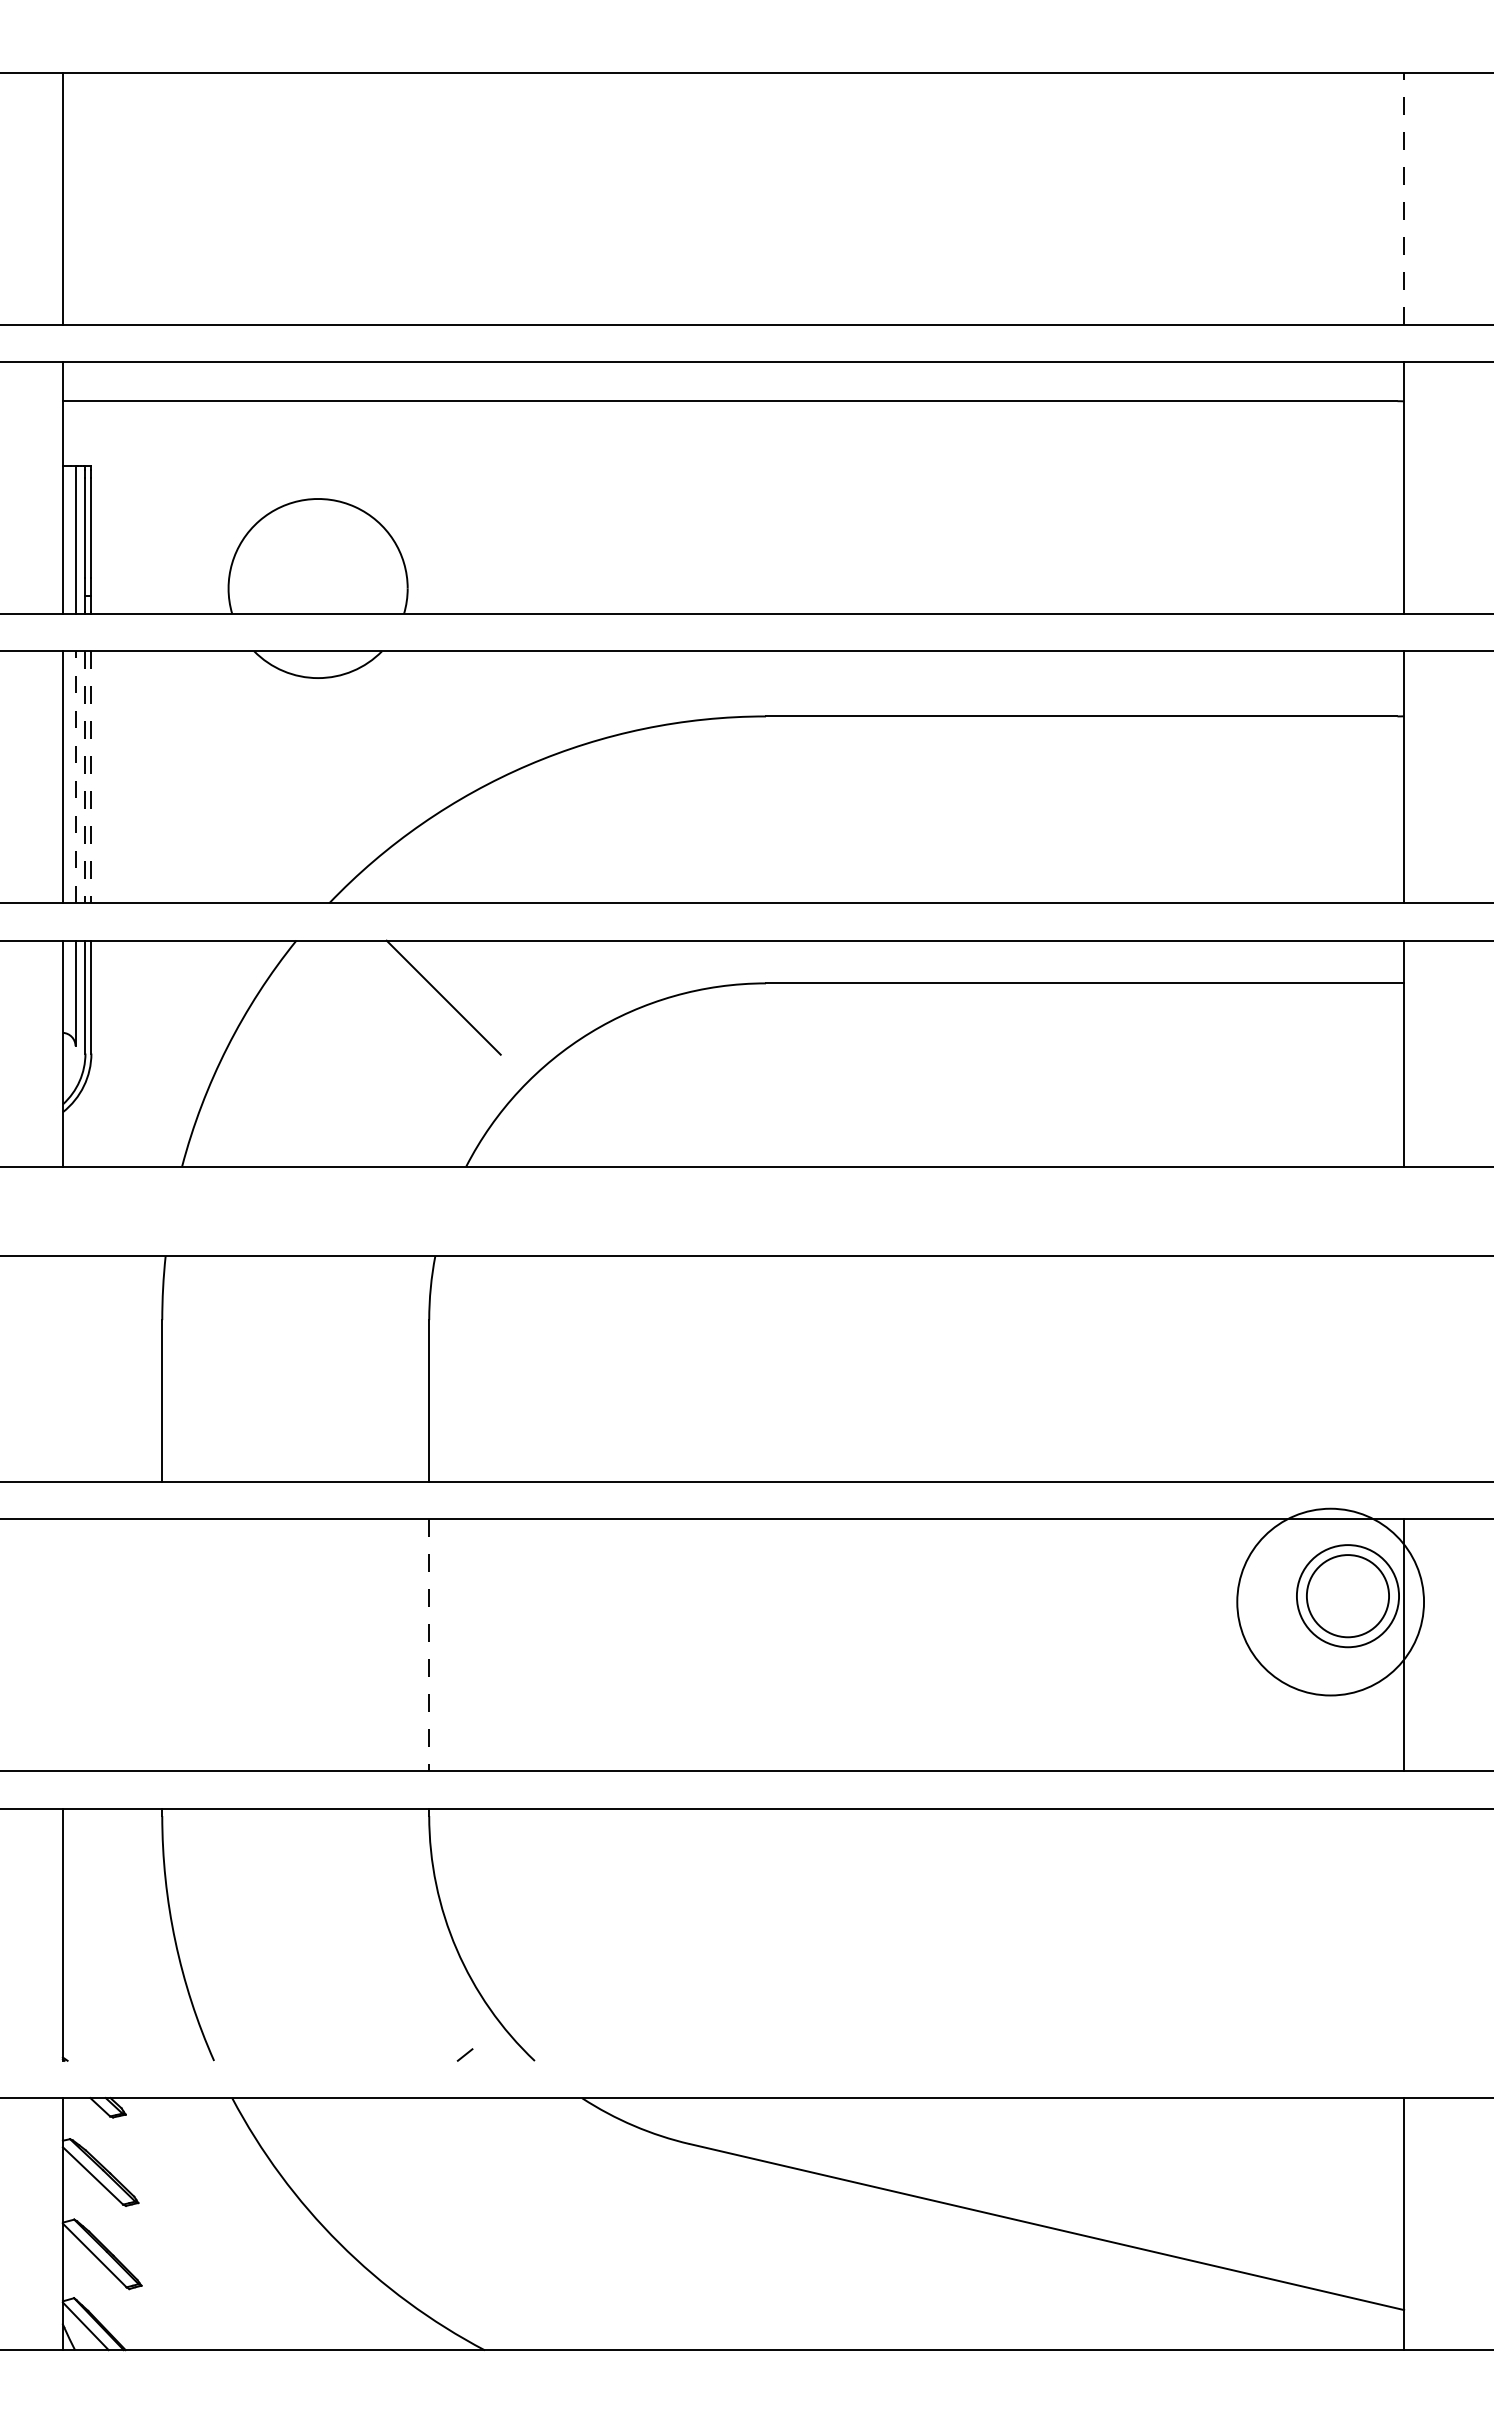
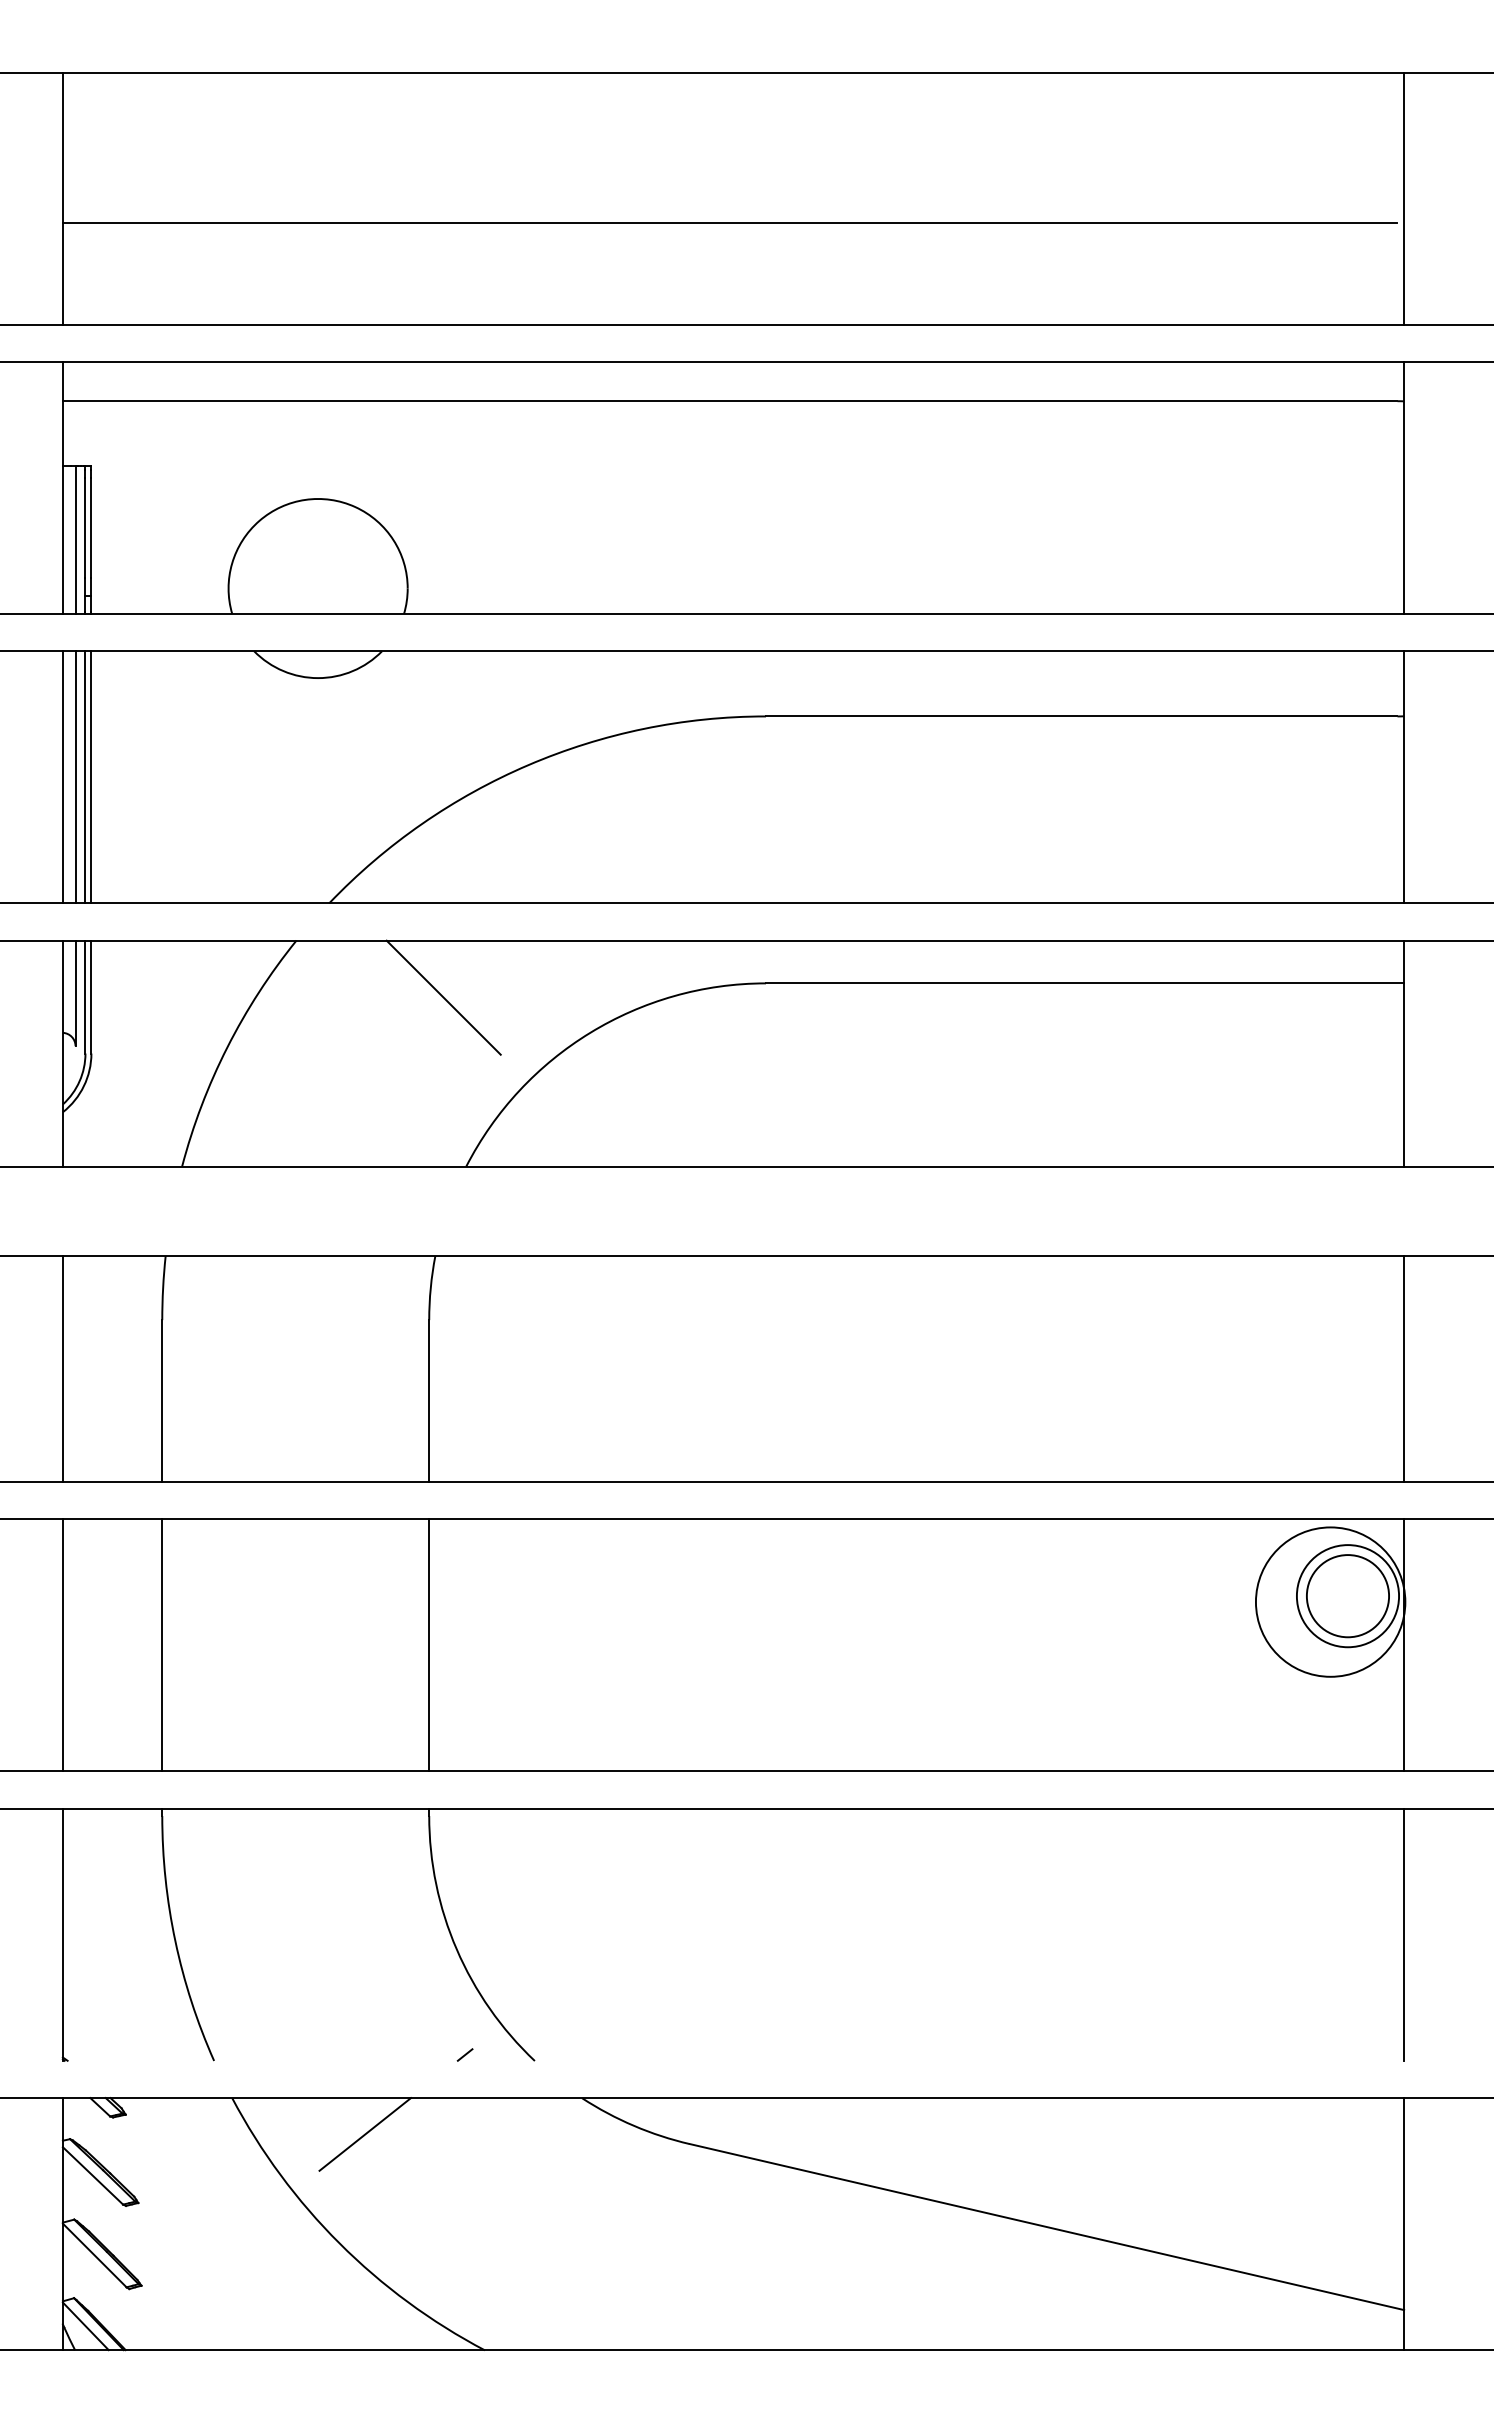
line: dashed -> solid (1404, 198)
line: none -> present (729, 223)
line: dashed -> solid (75, 777)
line: dashed -> solid (85, 777)
line: dashed -> solid (91, 777)
line: none -> present (62, 1369)
line: none -> present (1404, 1369)
circle diameter: 187 px -> 149 px (1330, 1601)
line: none -> present (62, 1645)
line: none -> present (162, 1645)
line: dashed -> solid (429, 1645)
line: none -> present (1404, 1934)
line: none -> present (365, 2134)
